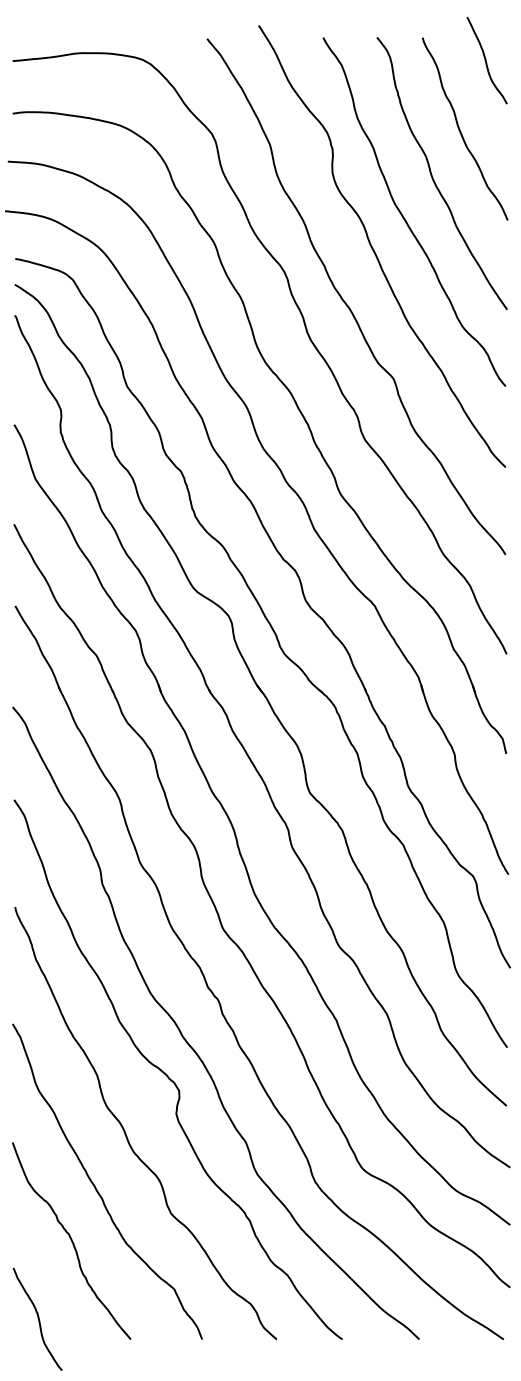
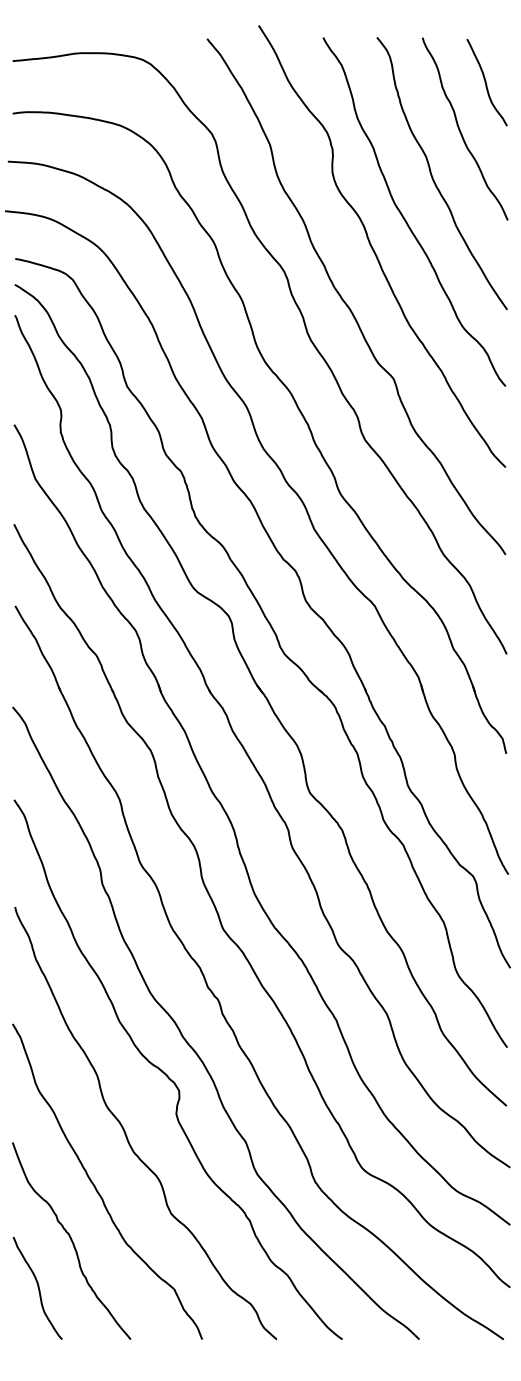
curve position: (486, 60) -> (486, 82) (486, 82)
curve position: (37, 1318) -> (37, 1287) (37, 1287)
